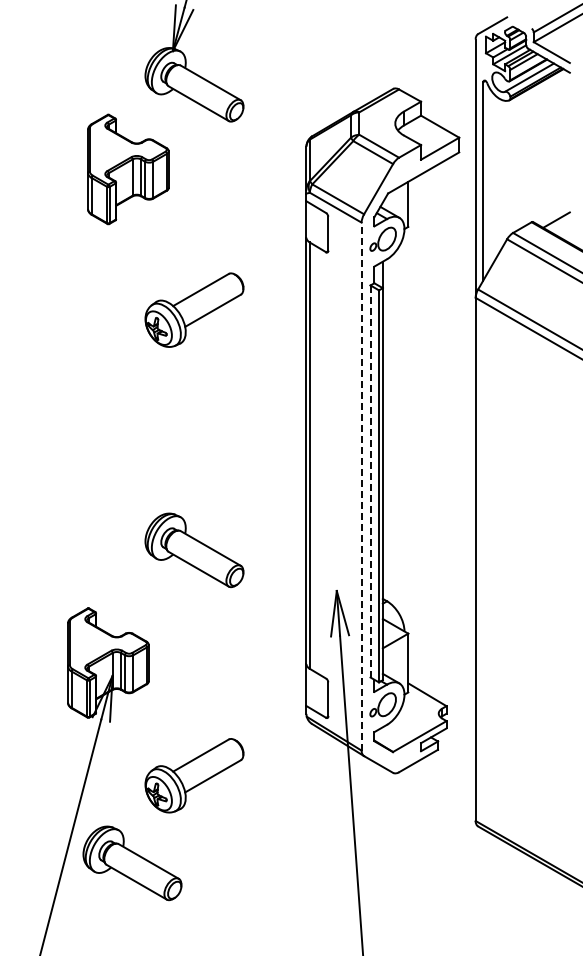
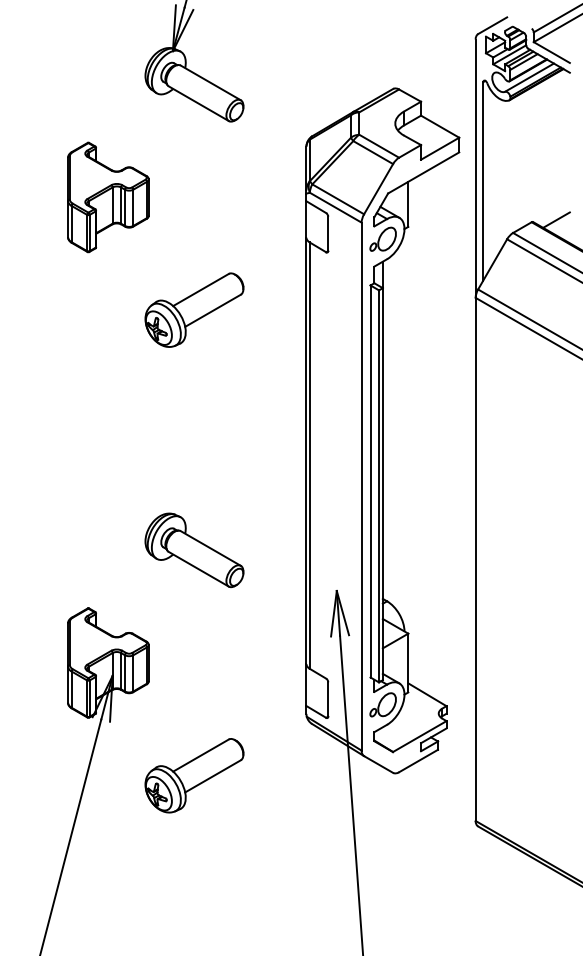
part position: (128, 169) -> (108, 197) (108, 197)
line: dashed -> solid (370, 481)
line: dashed -> solid (361, 486)
part: present -> none (132, 863)
